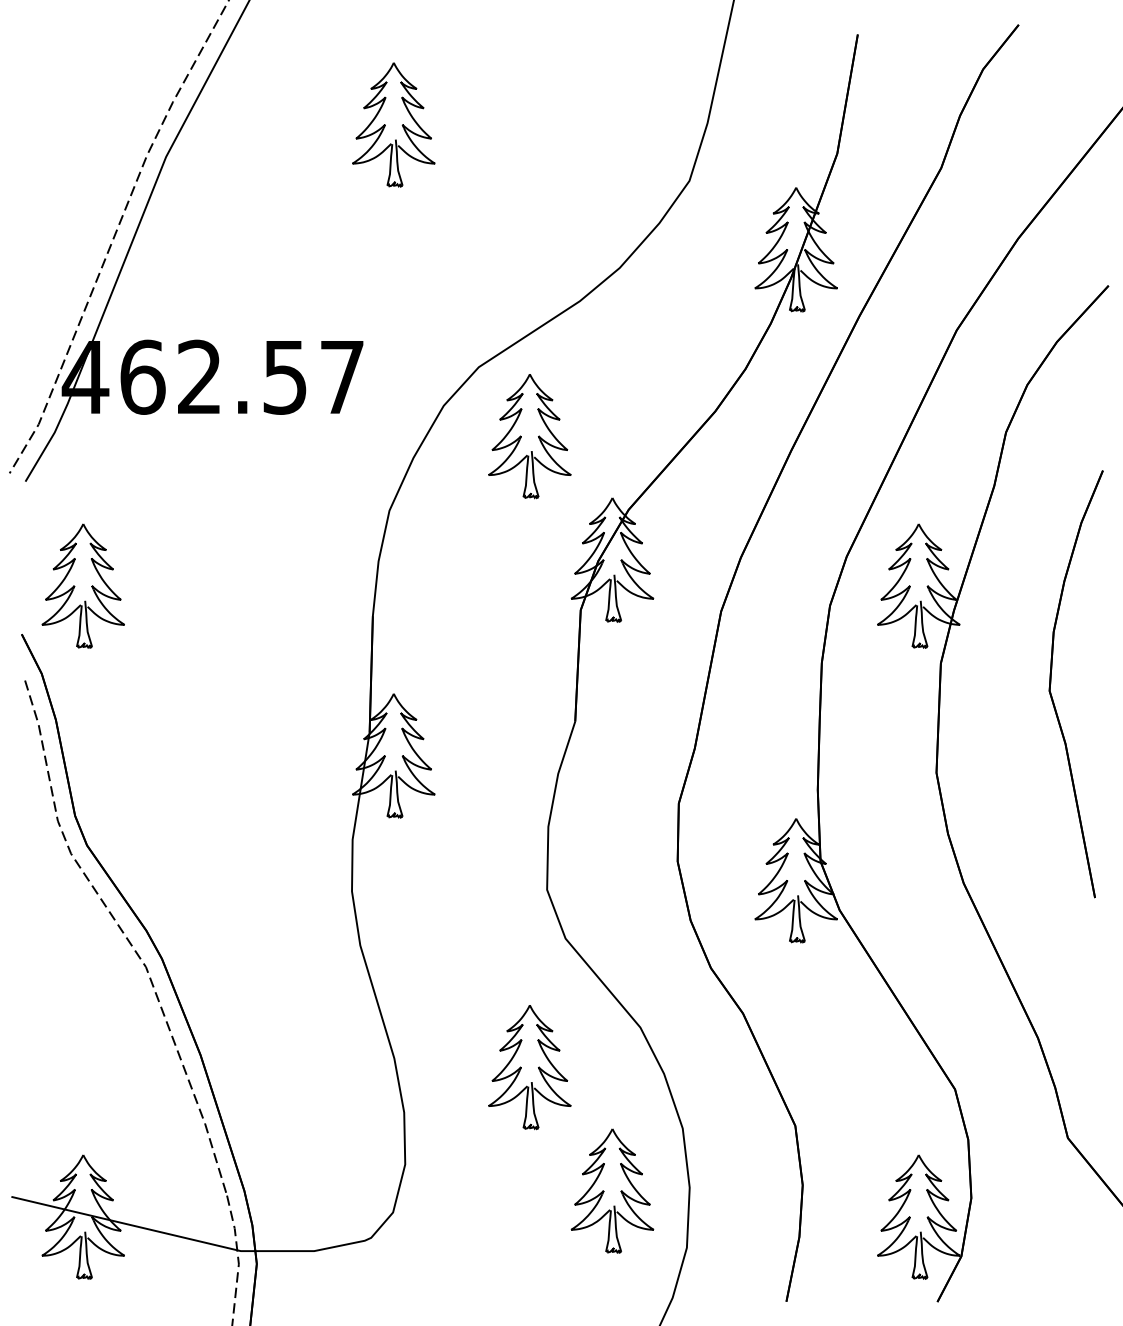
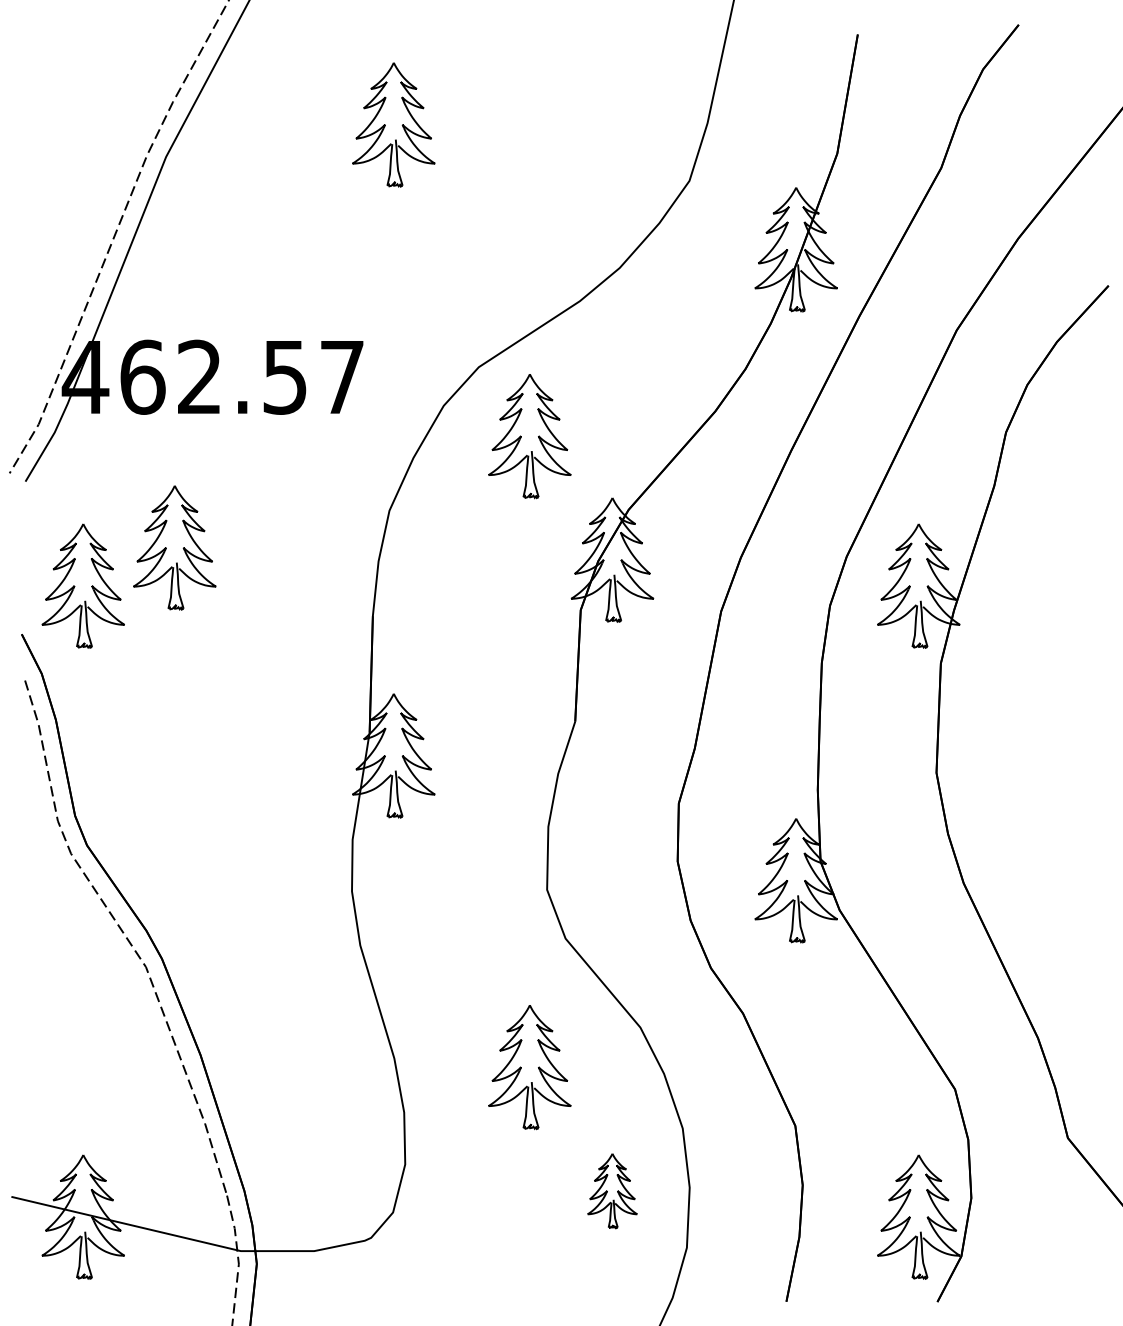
part: none -> present (174, 547)
part: present -> none (1051, 683)
part size: 85x126 px -> 51x77 px (612, 1191)
